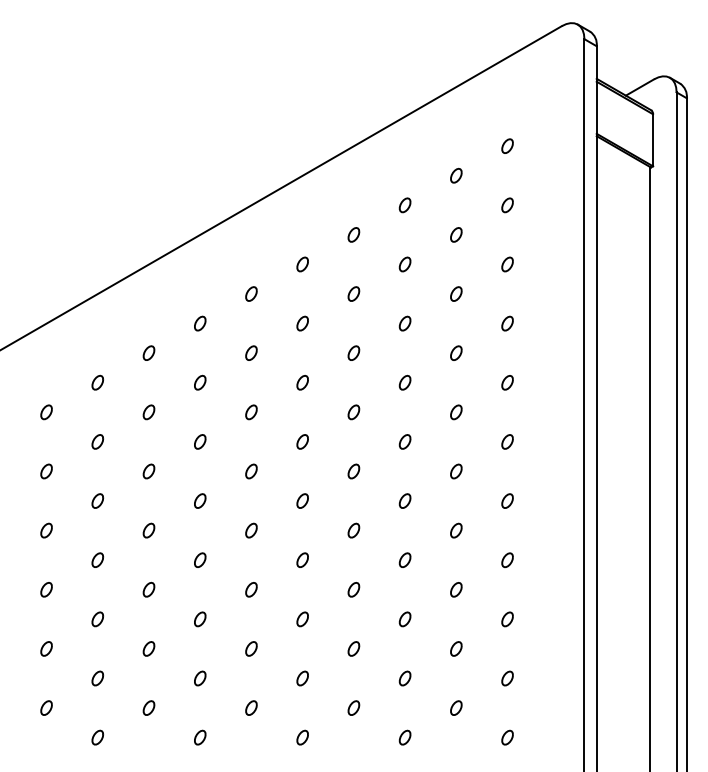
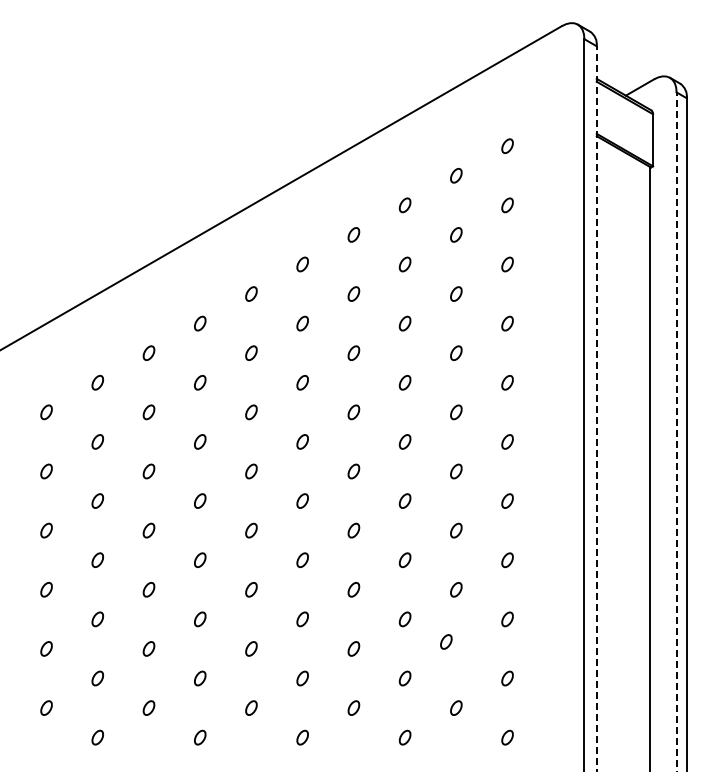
line: solid -> dashed (596, 408)
line: solid -> dashed (676, 431)
part position: (456, 648) -> (446, 641) (446, 641)
